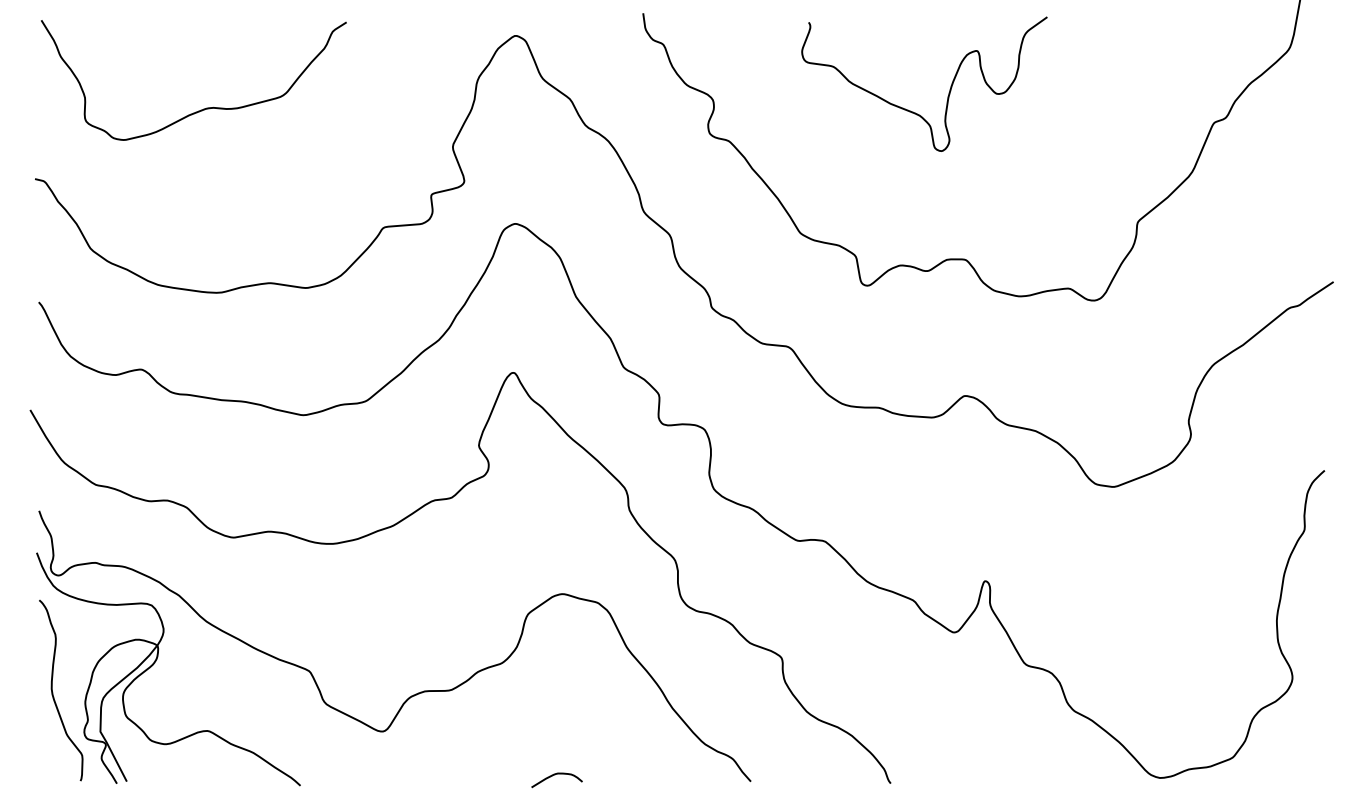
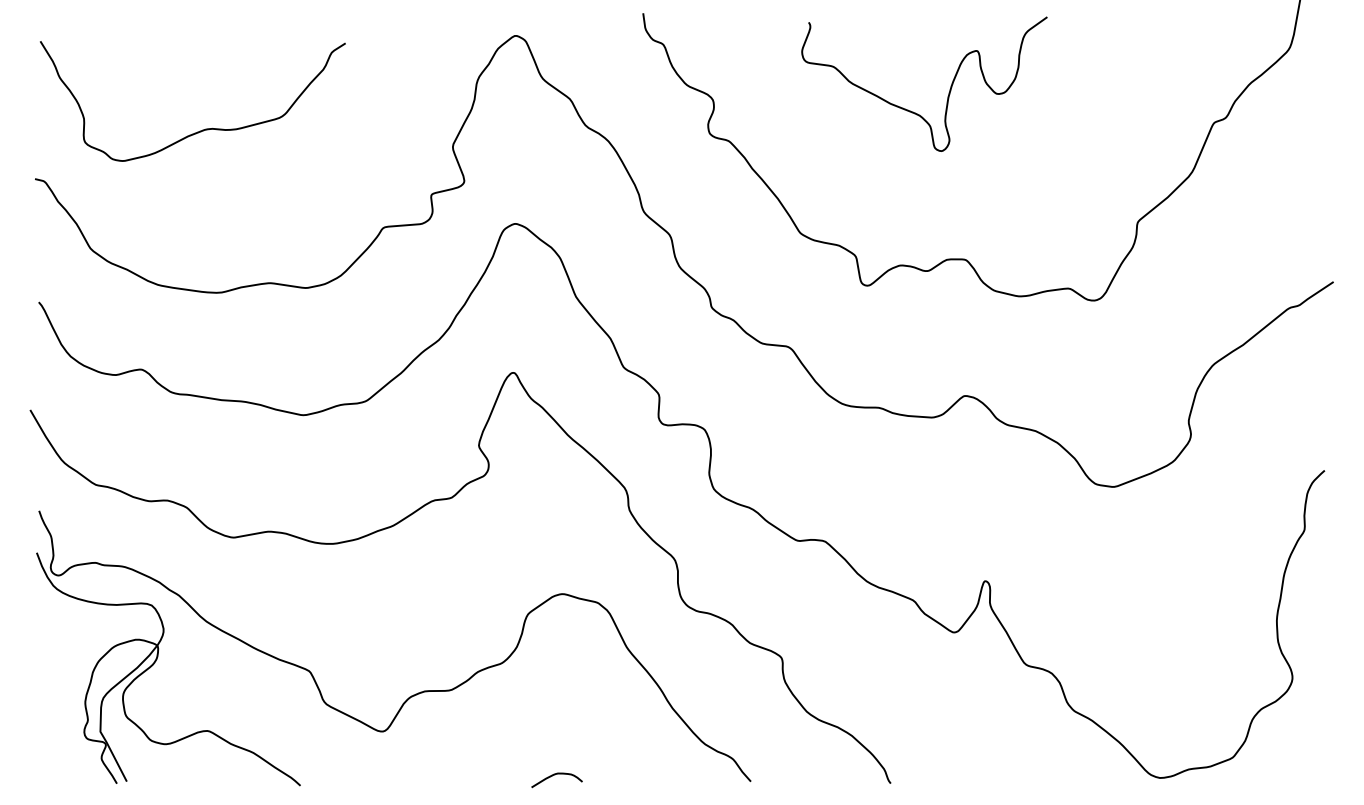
curve position: (203, 108) -> (202, 129) (202, 129)
curve: present -> none (53, 692)
